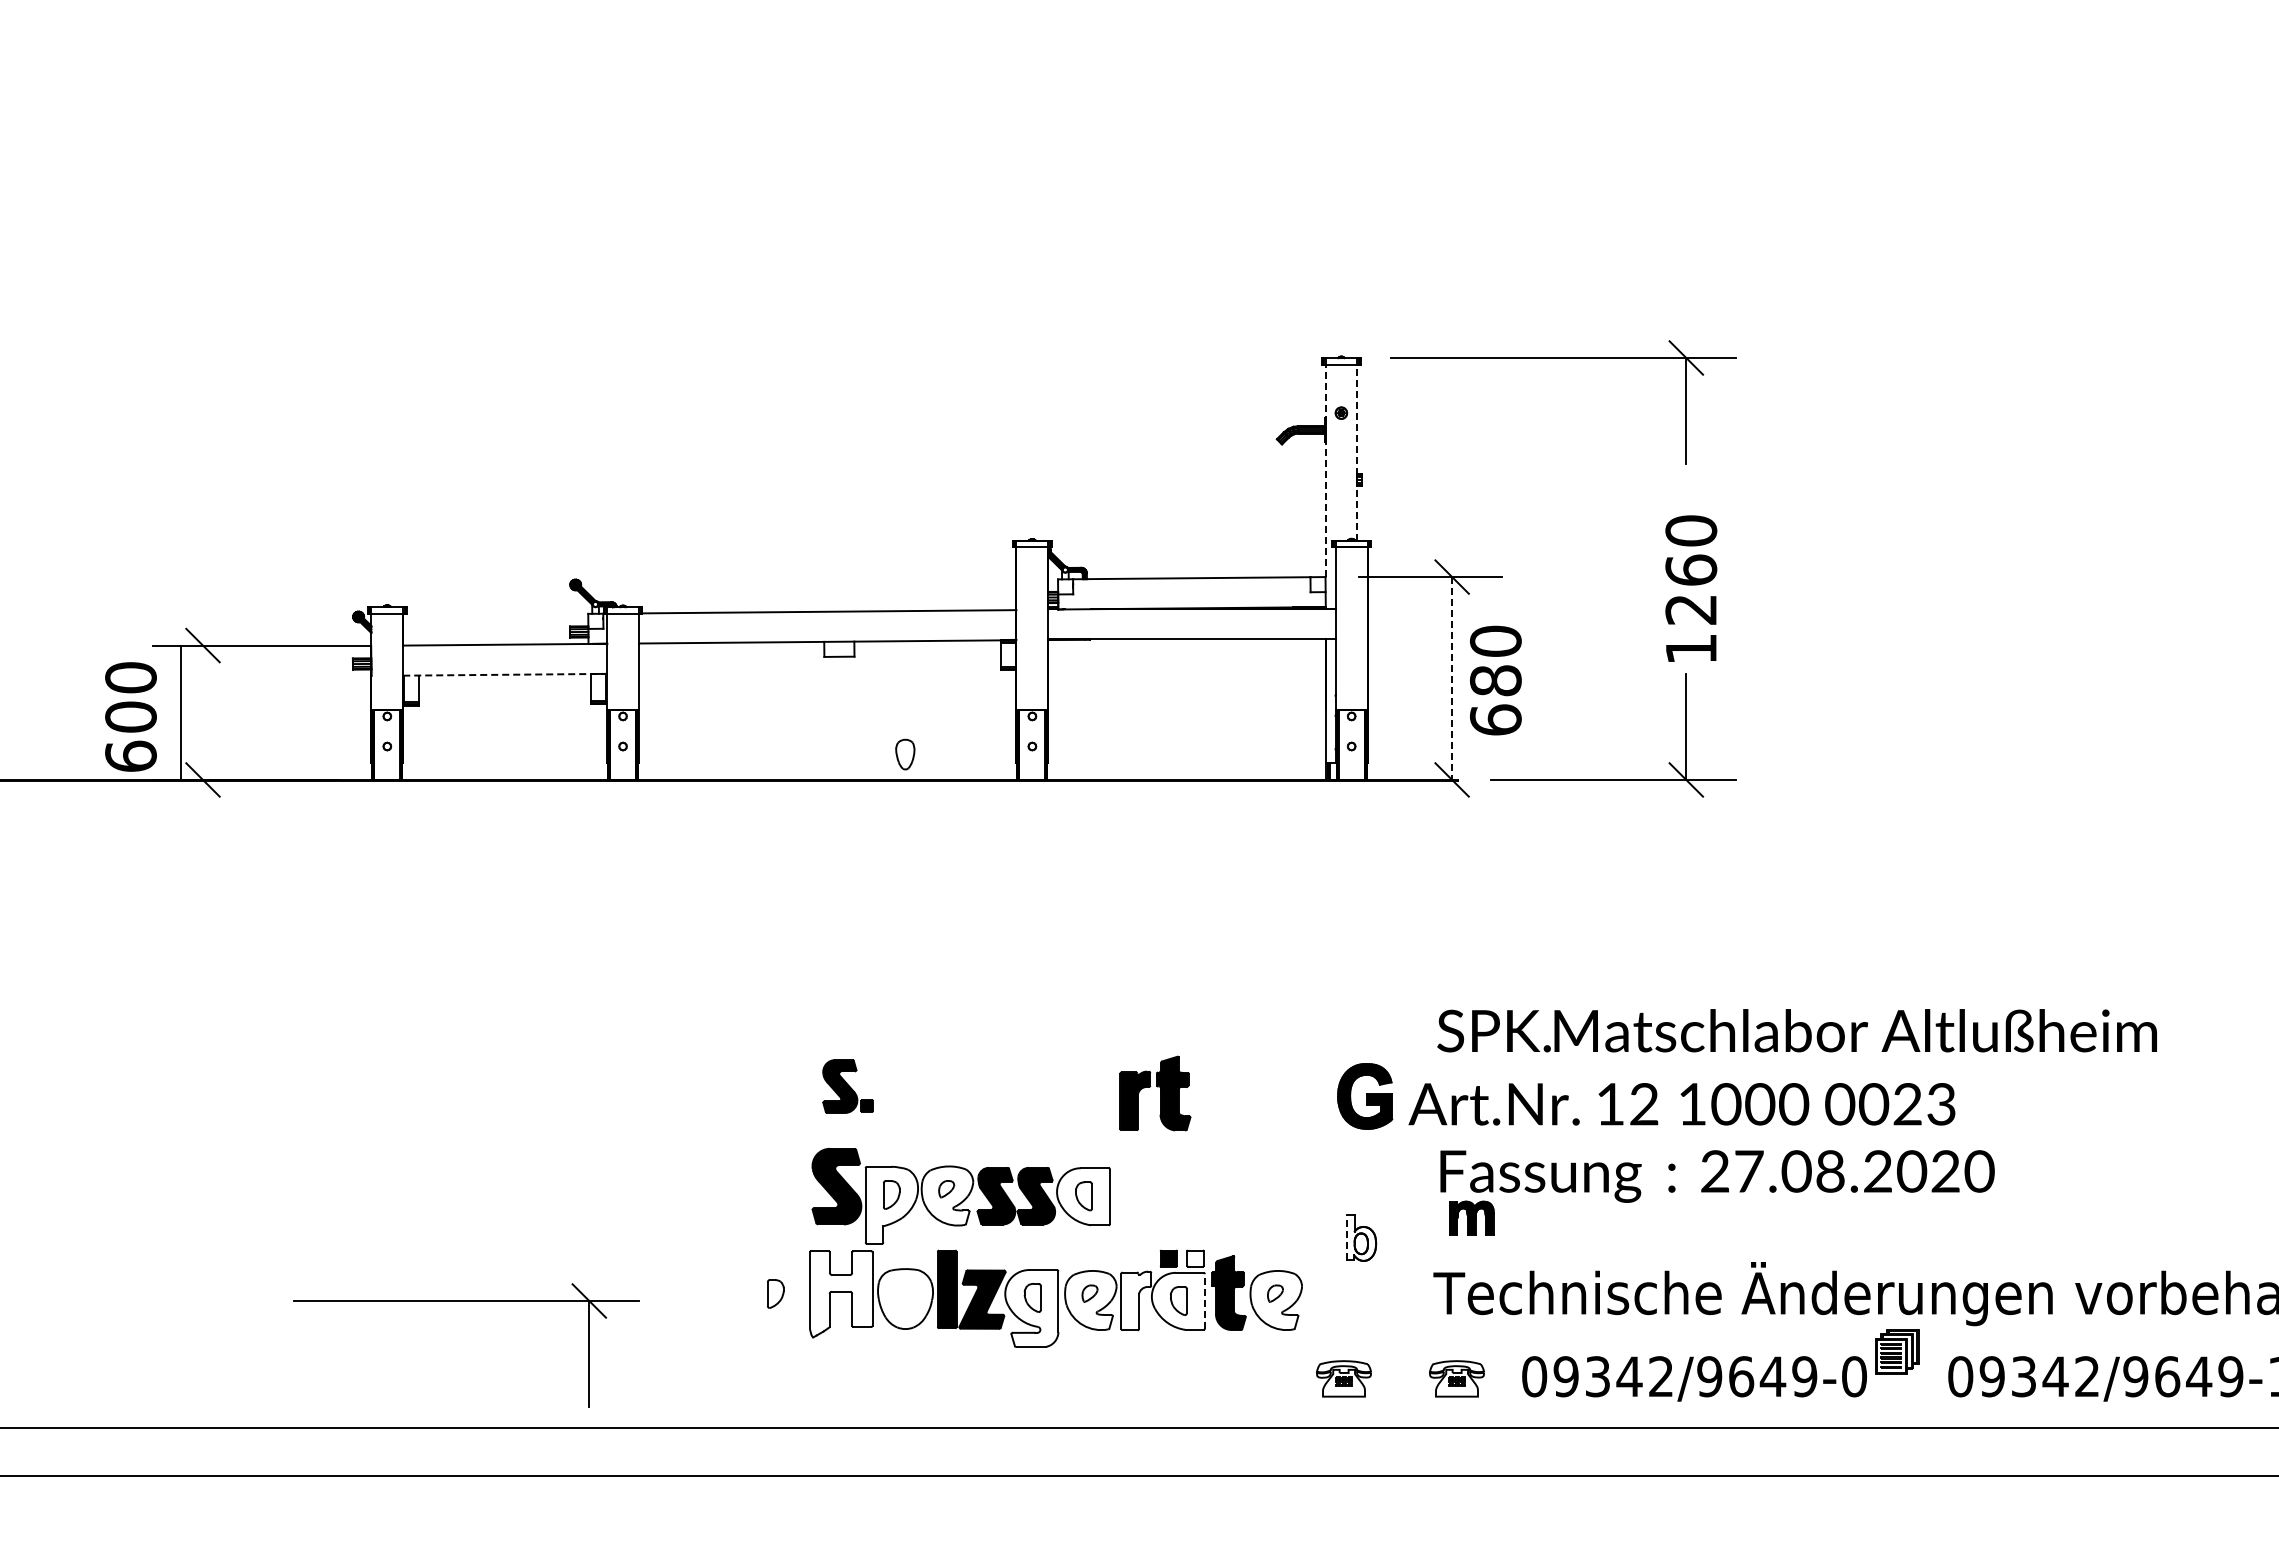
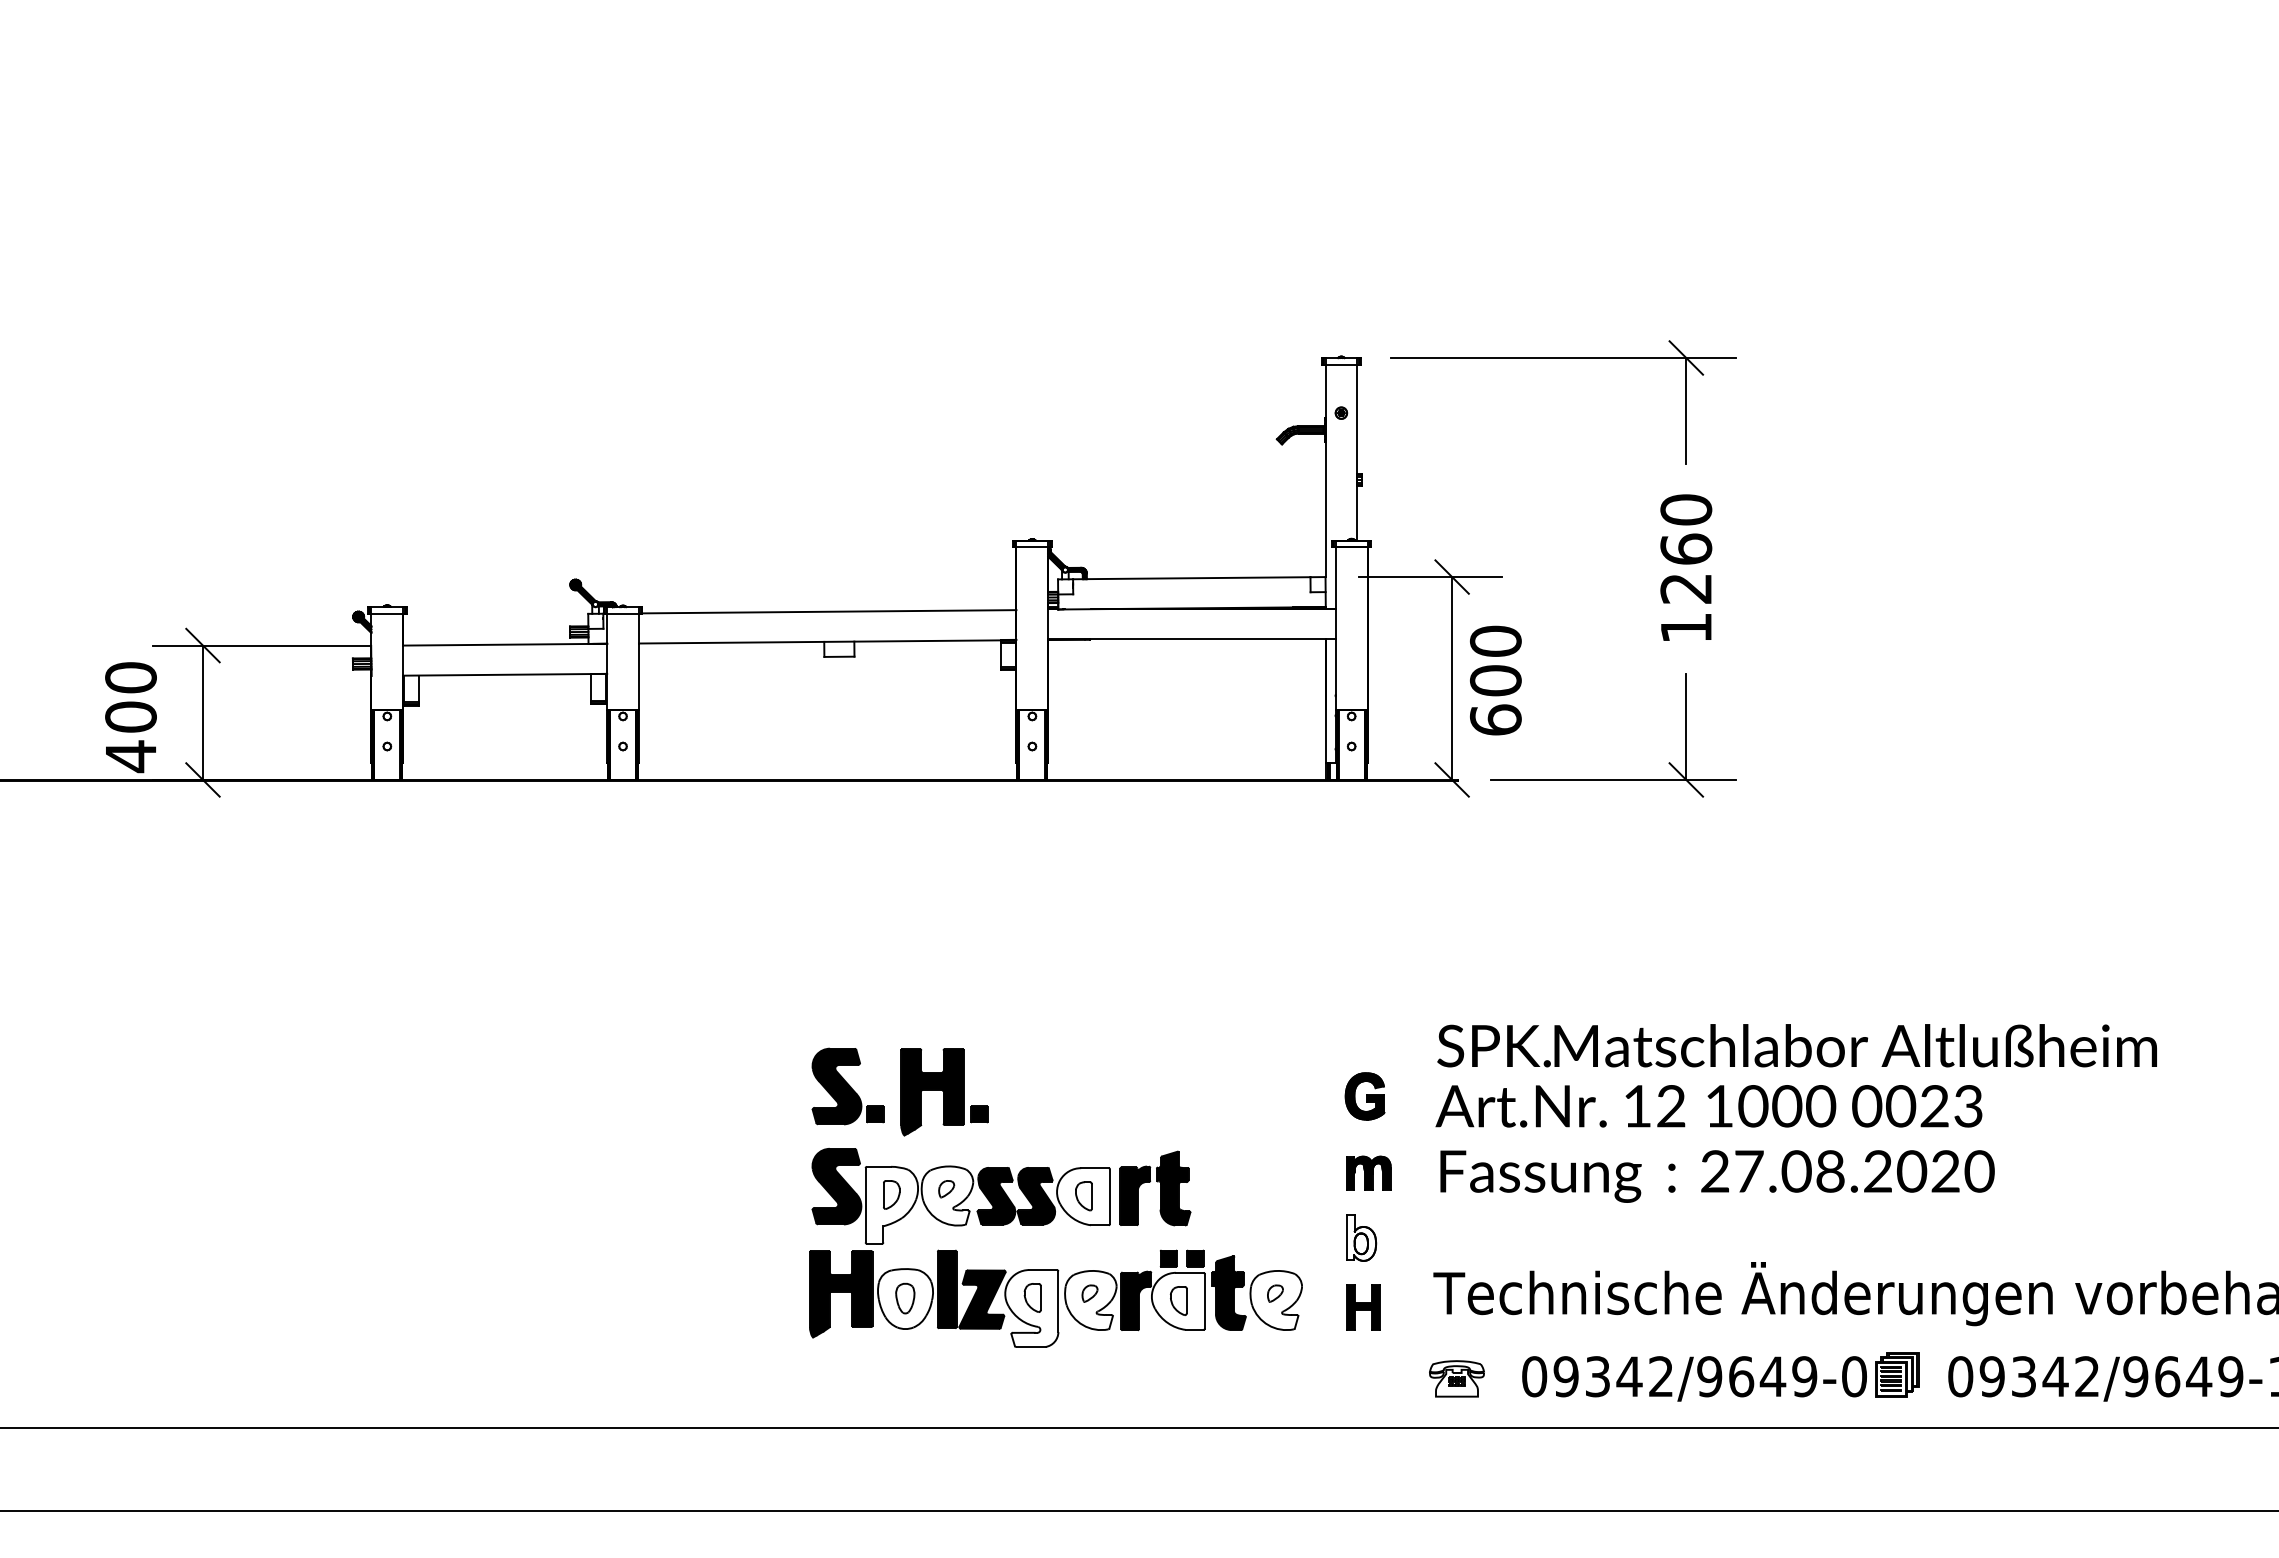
line: dashed -> solid (1357, 452)
line: dashed -> solid (1325, 470)
text position: (1691, 588) -> (1686, 567) (1686, 567)
line: dashed -> solid (505, 674)
line: dashed -> solid (1452, 679)
text: 680 -> 600 (1495, 680)
line position: (181, 712) -> (203, 712) (203, 712)
part position: (905, 754) -> (905, 1298) (905, 1298)
text: 600 -> 400 (130, 756)
text position: (1796, 1030) -> (1796, 1045) (1796, 1045)
part size: 52x55 px -> 74x79 px (847, 1086)
part: none -> present (944, 1092)
part position: (1155, 1093) -> (1155, 1188) (1155, 1188)
part size: 57x67 px -> 42x49 px (1364, 1096)
text position: (1681, 1104) -> (1708, 1106) (1708, 1106)
part position: (1471, 1217) -> (1368, 1172) (1368, 1172)
line: dashed -> solid (1346, 1237)
fill: none -> present (1195, 1258)
part: present -> none (775, 1293)
fill: none -> present (840, 1294)
fill: none -> present (1136, 1300)
line: dashed -> solid (1204, 1300)
part: present -> none (466, 1301)
part: none -> present (1363, 1307)
part position: (1897, 1351) -> (1897, 1374) (1897, 1374)
part: present -> none (1343, 1378)
line position: (1138, 1476) -> (1138, 1511) (1138, 1511)
